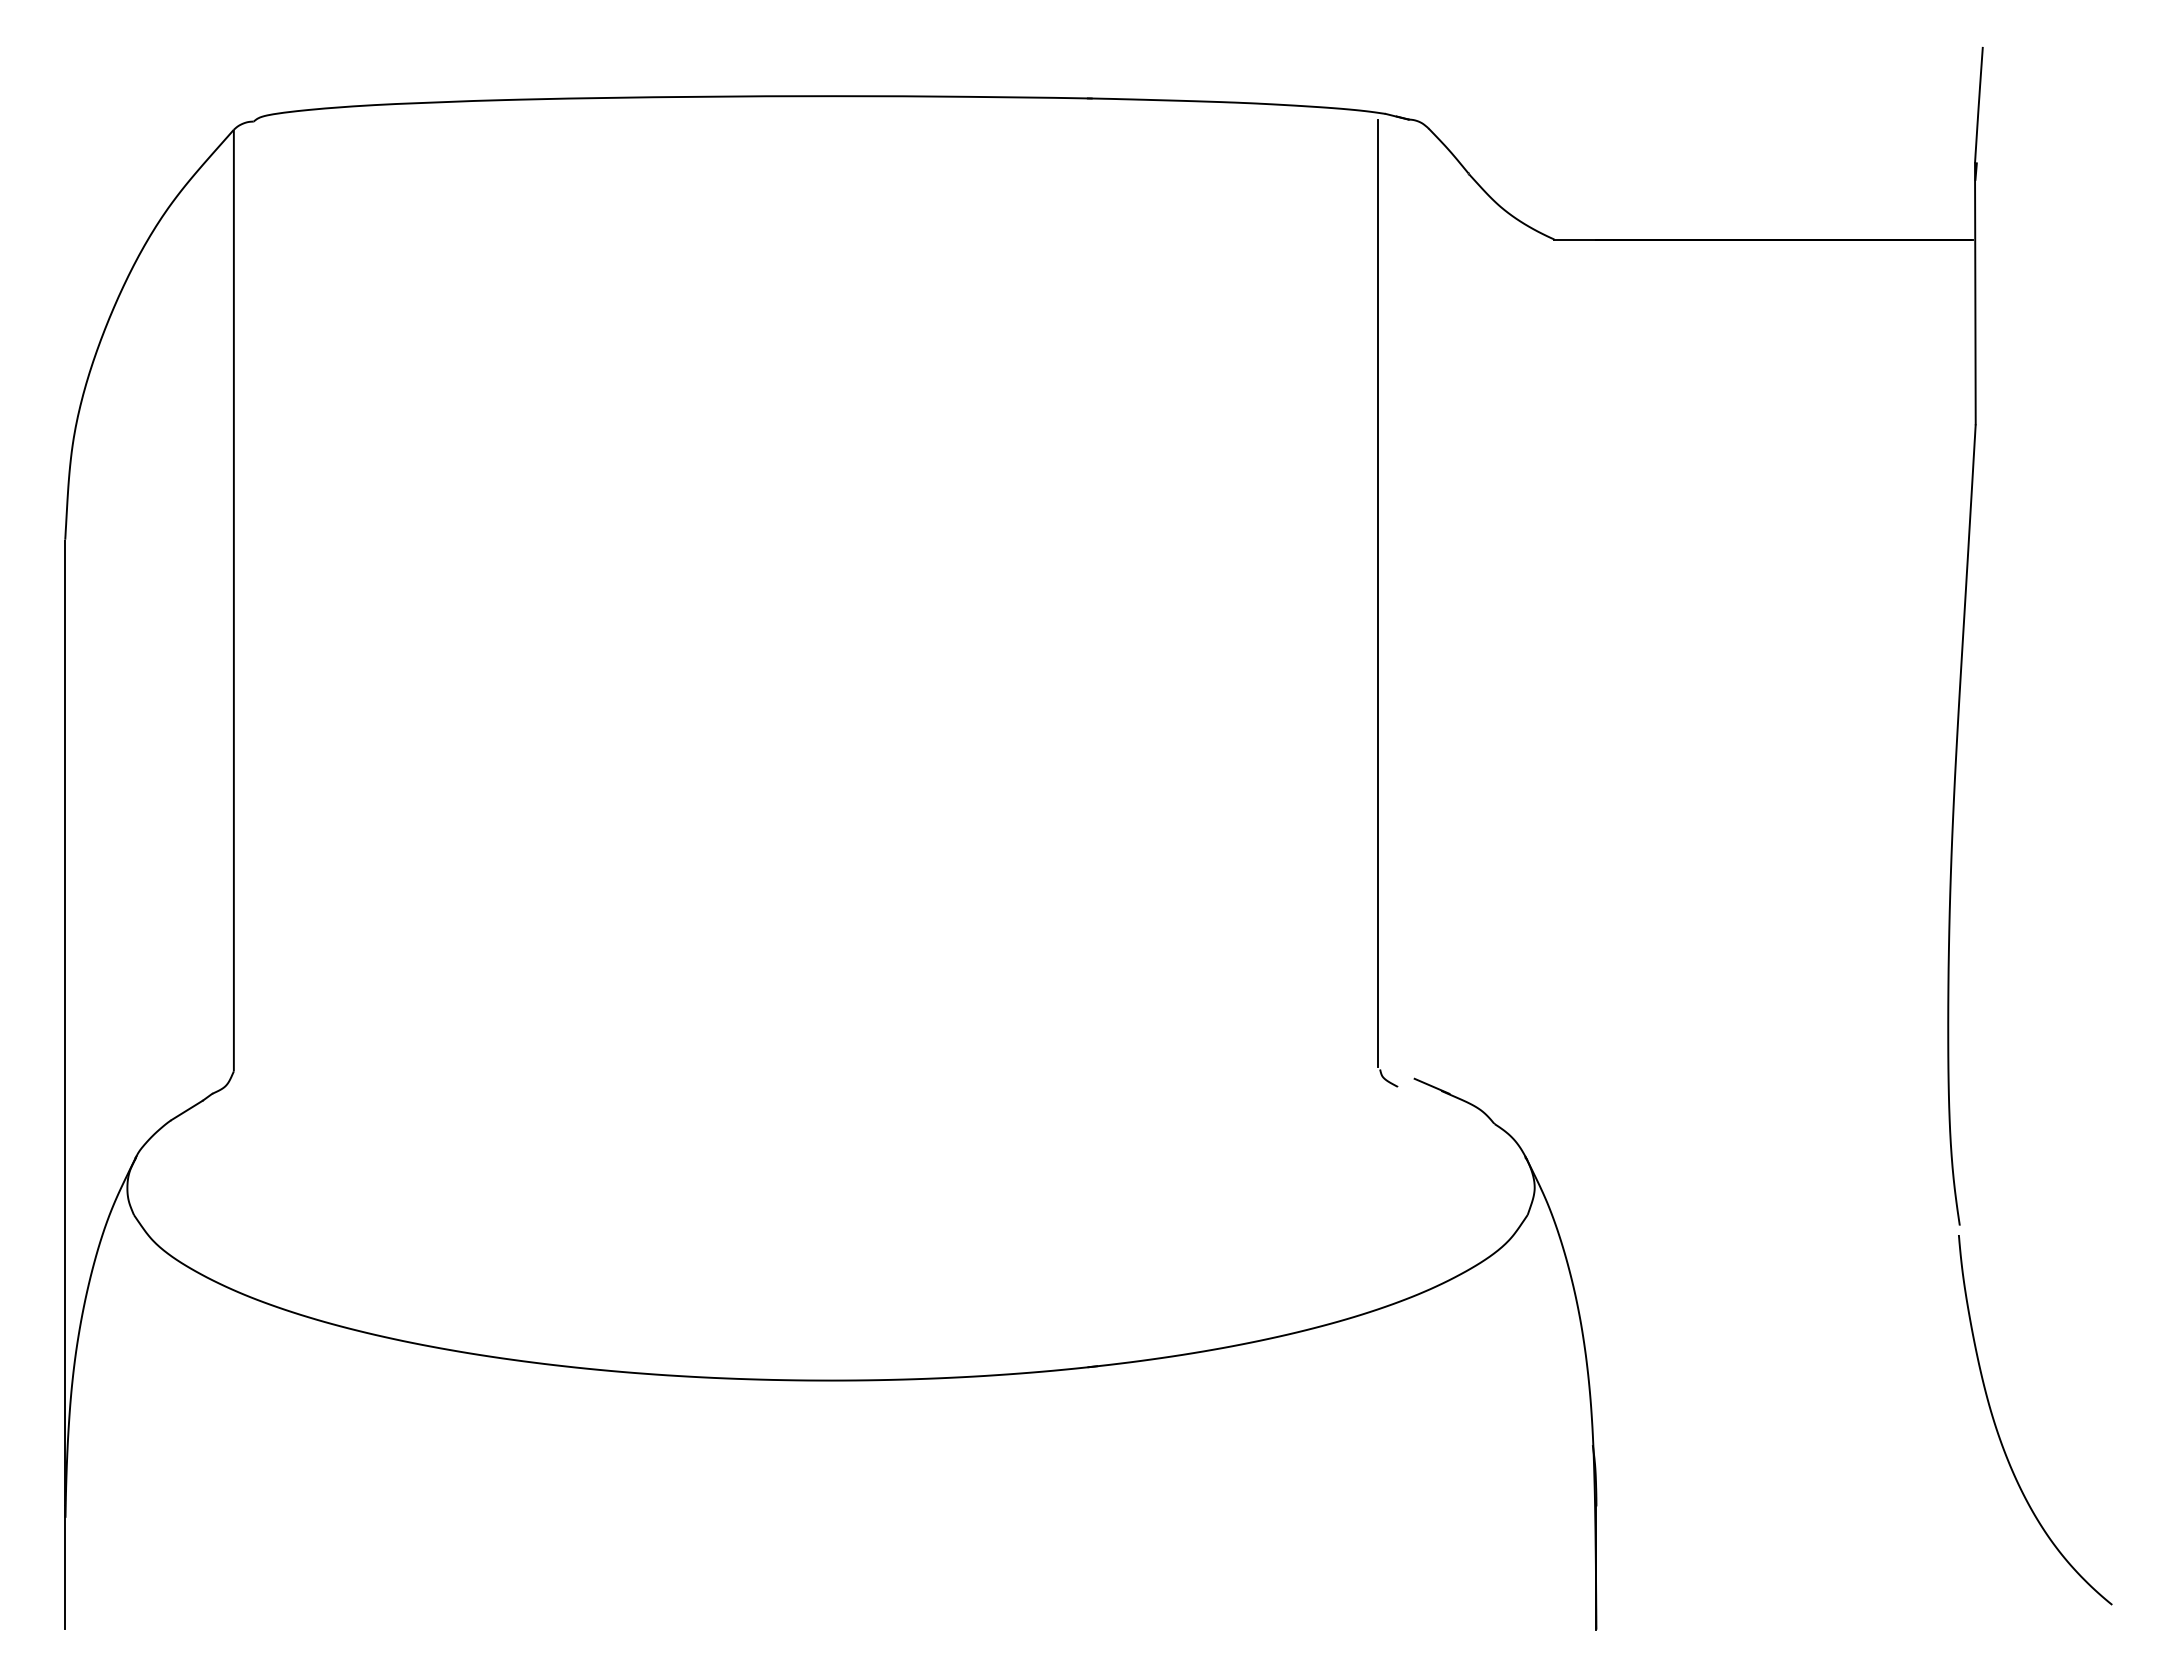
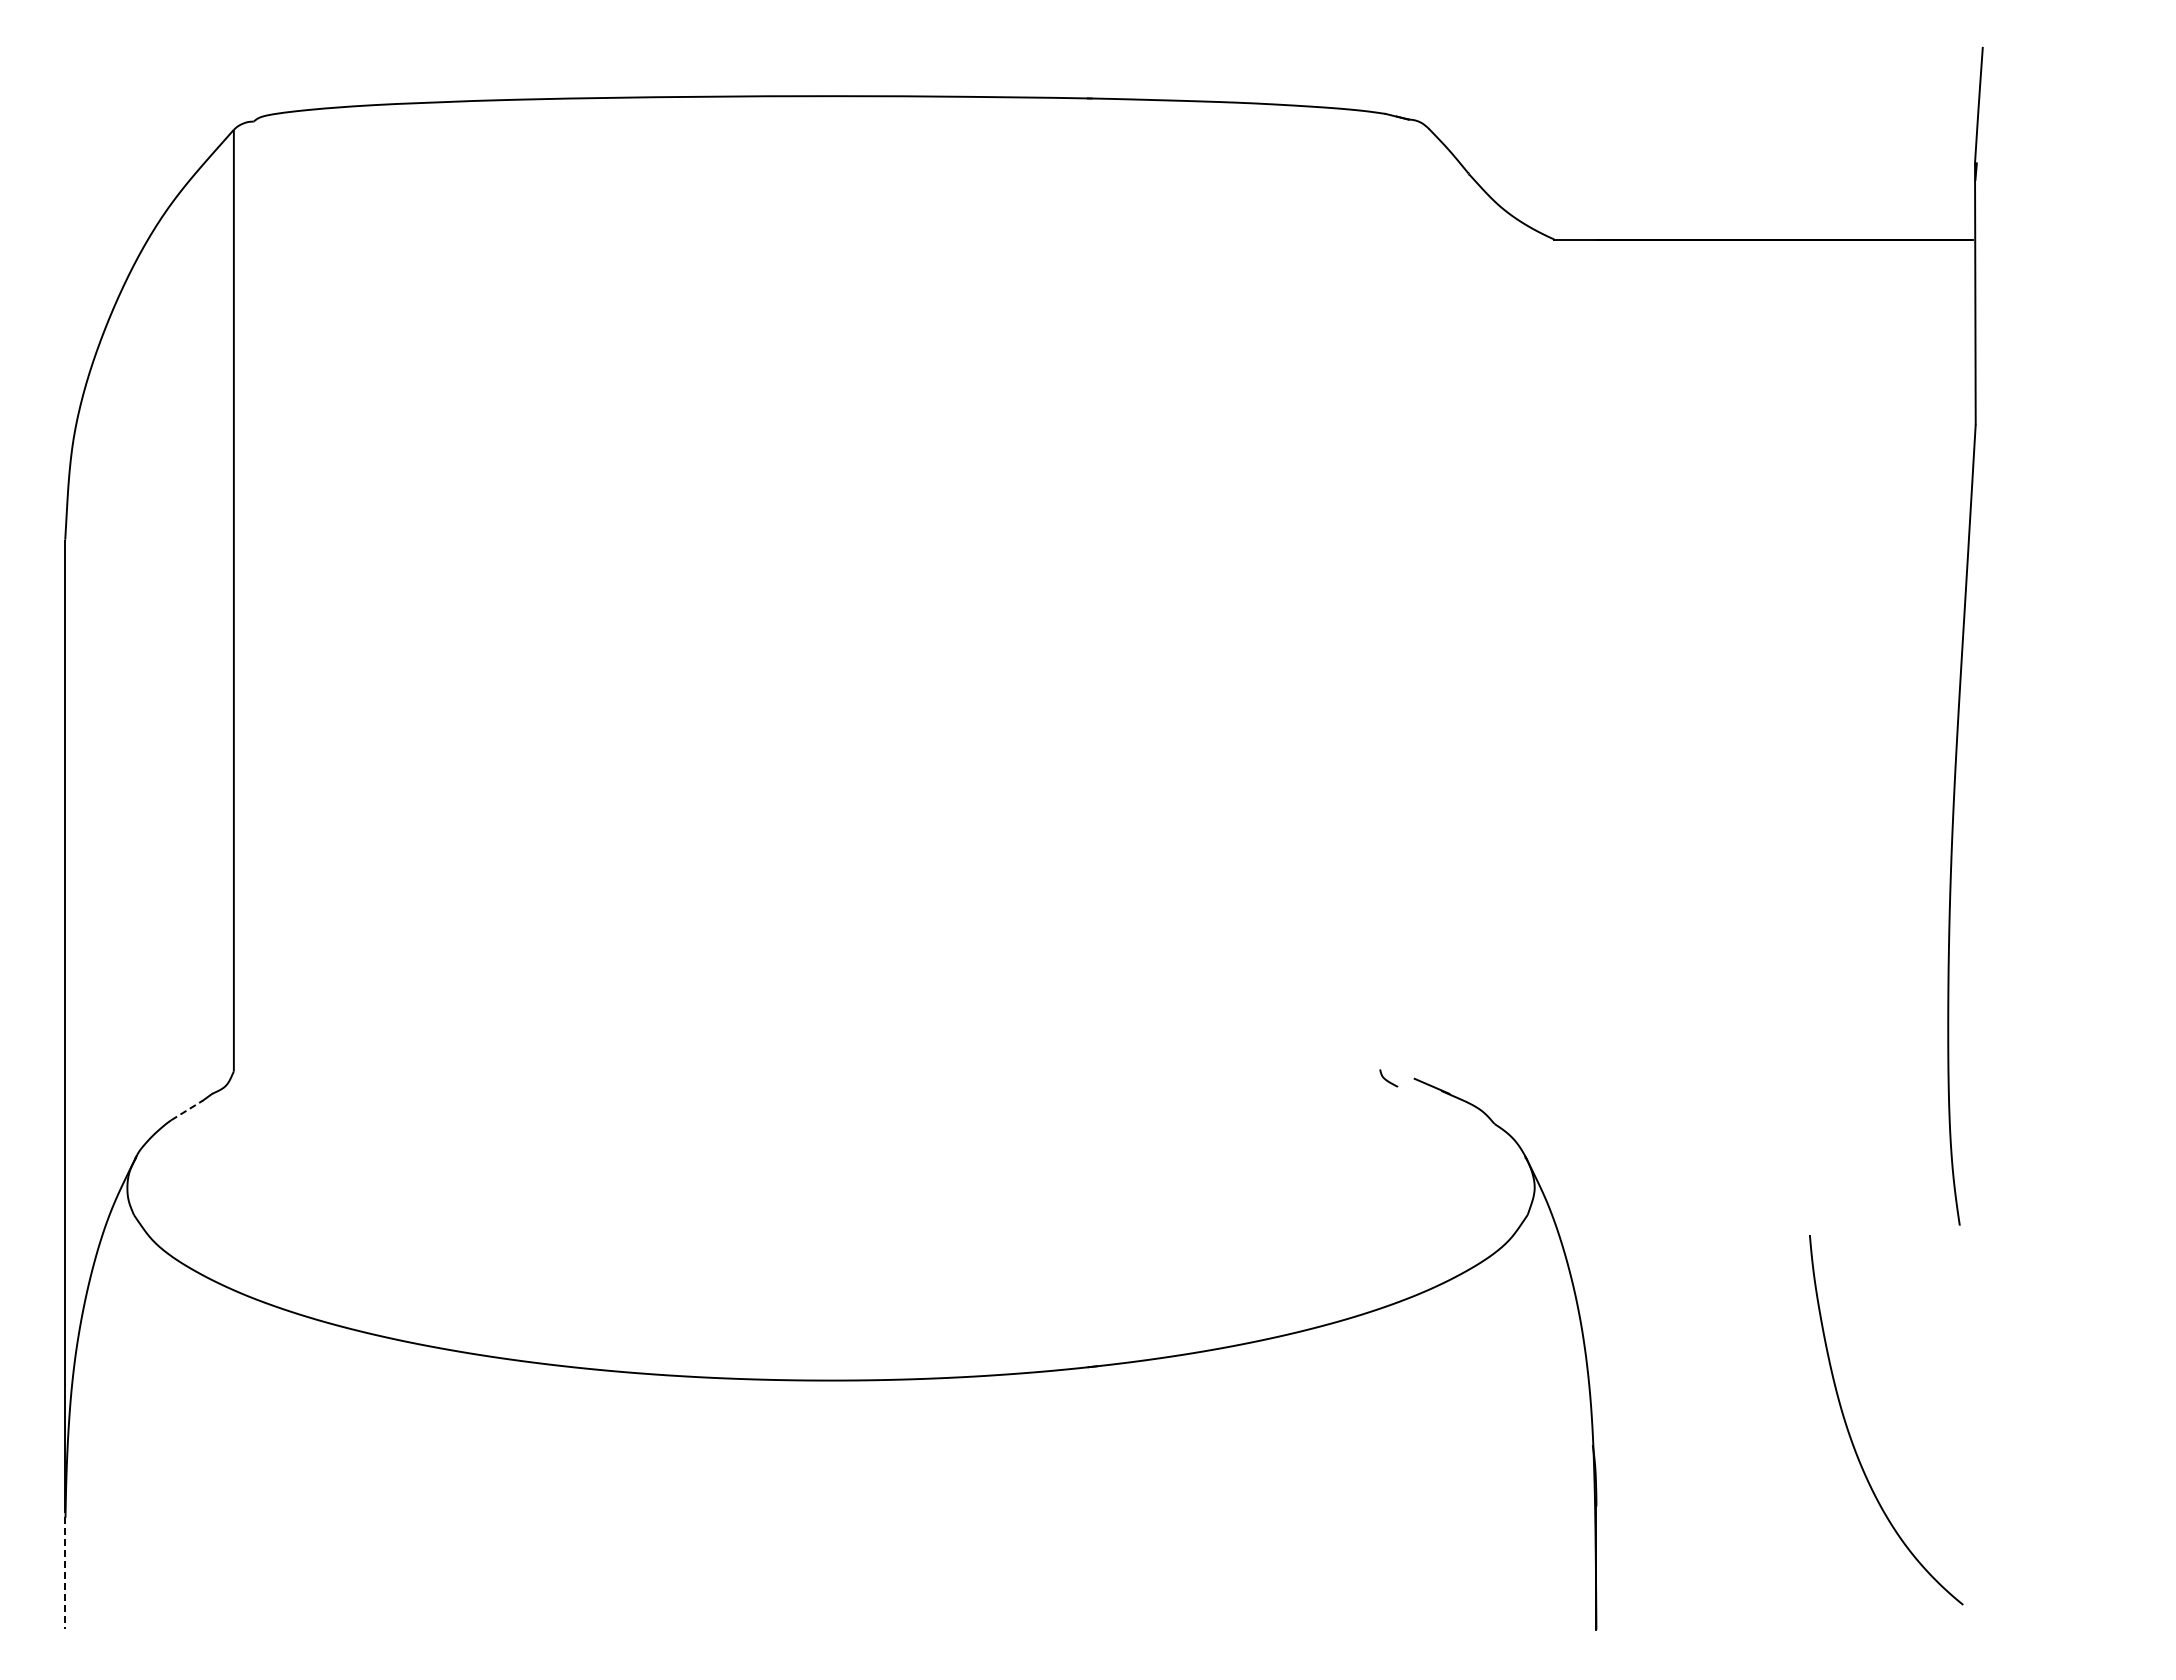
line: present -> none (1378, 593)
line: solid -> dashed (187, 1110)
curve position: (1998, 1431) -> (1849, 1431) (1849, 1431)
line: solid -> dashed (65, 1567)
